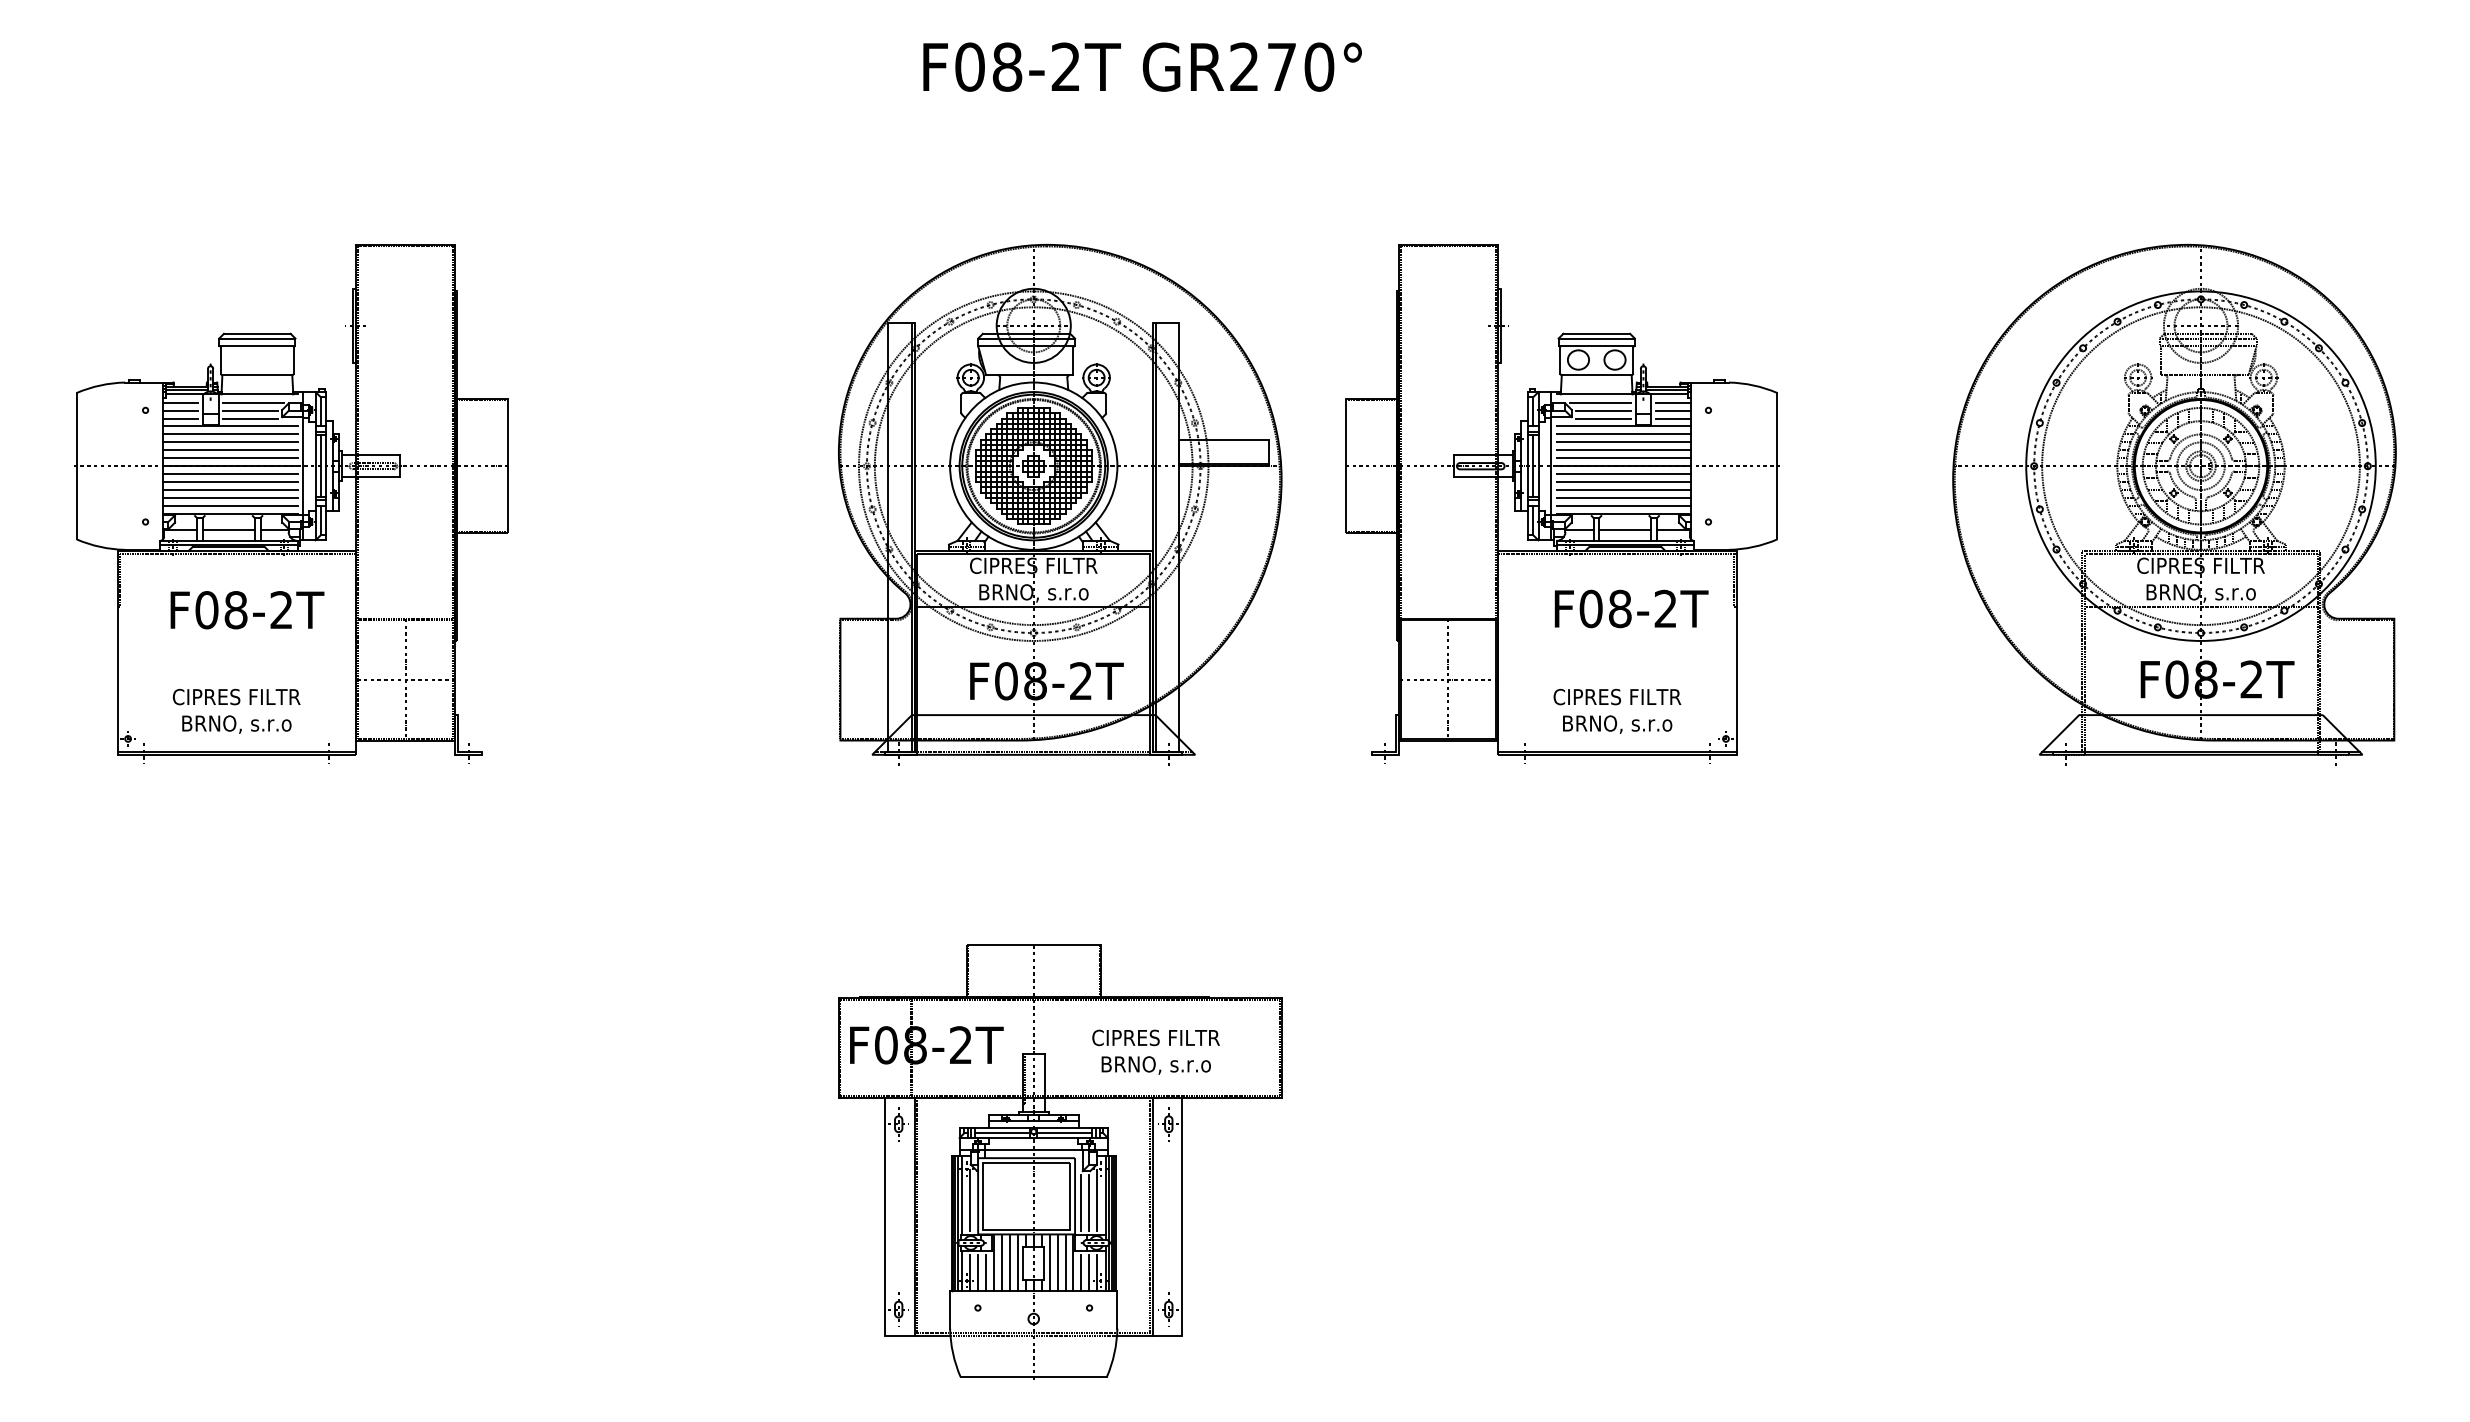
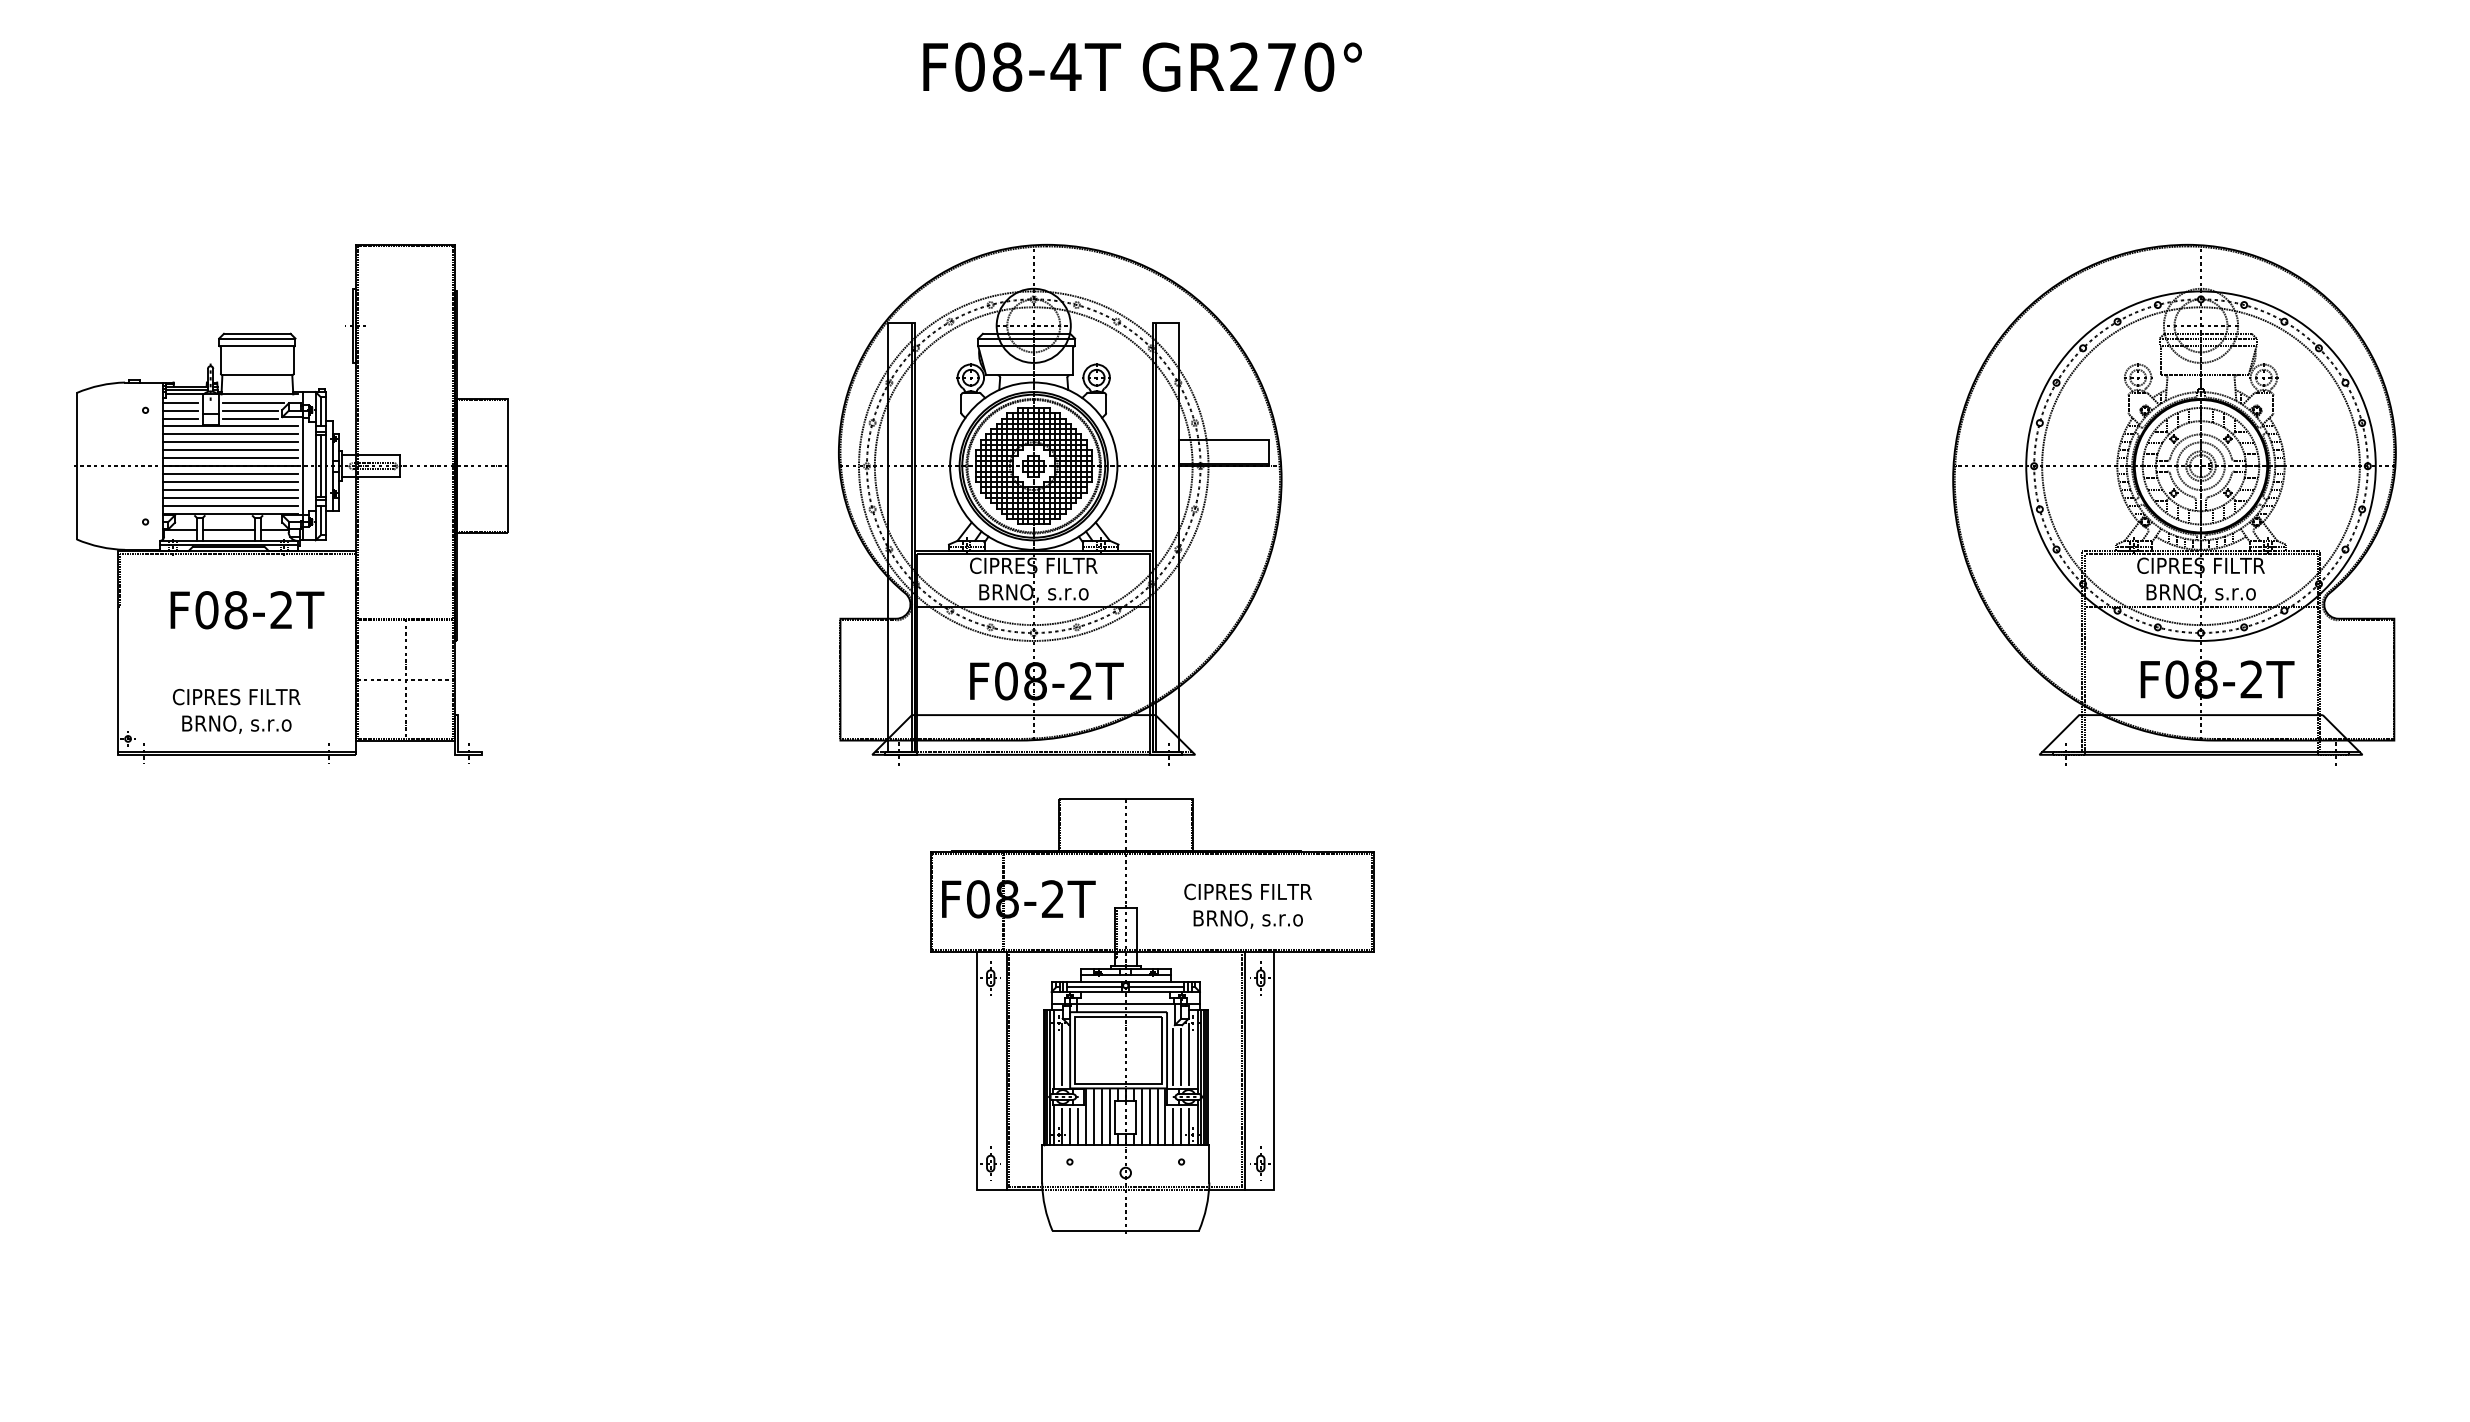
text: F08-2T -> F08-4T (1065, 66)
part: present -> none (1562, 503)
part position: (1060, 1161) -> (1152, 1015) (1152, 1015)
